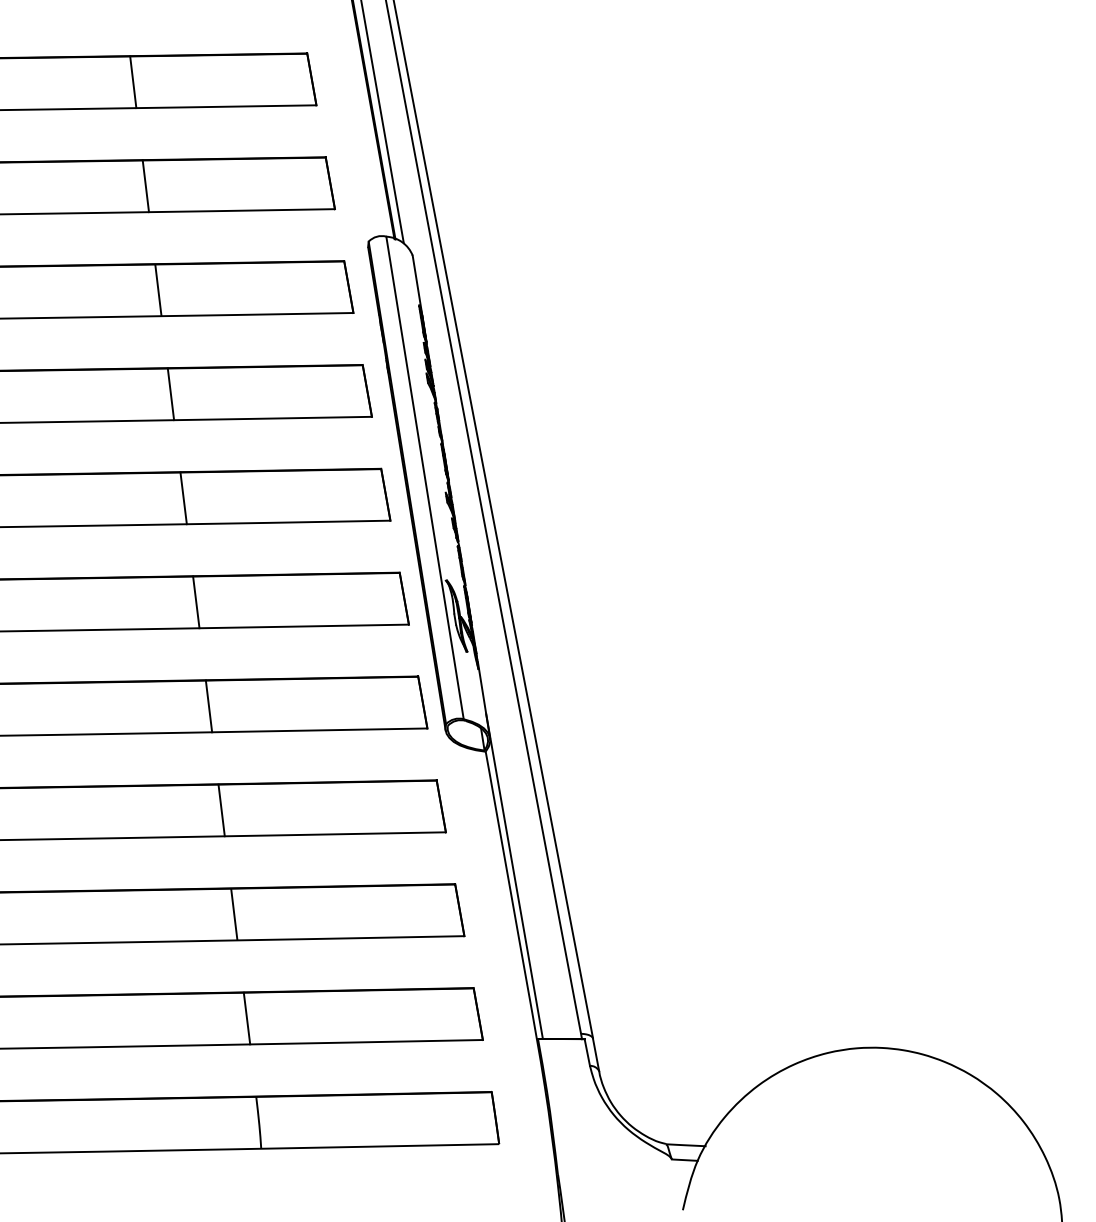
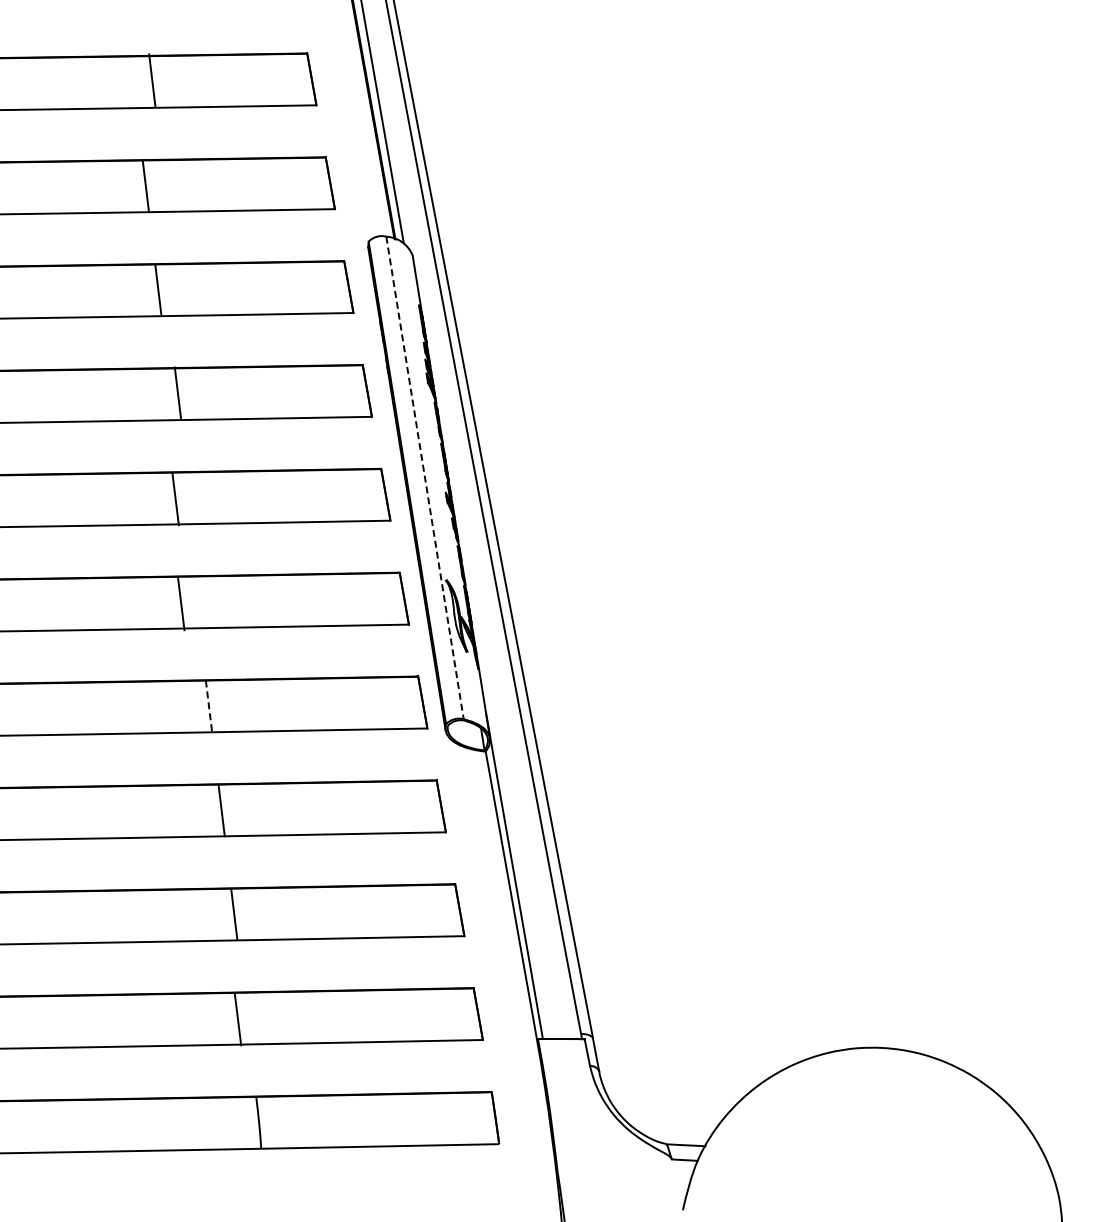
line position: (133, 82) -> (152, 80) (152, 80)
line position: (170, 394) -> (177, 393) (177, 393)
line: solid -> dashed (425, 478)
line position: (183, 498) -> (175, 499) (175, 499)
line position: (196, 602) -> (181, 604) (181, 604)
line: solid -> dashed (209, 706)
line position: (246, 1018) -> (237, 1019) (237, 1019)
